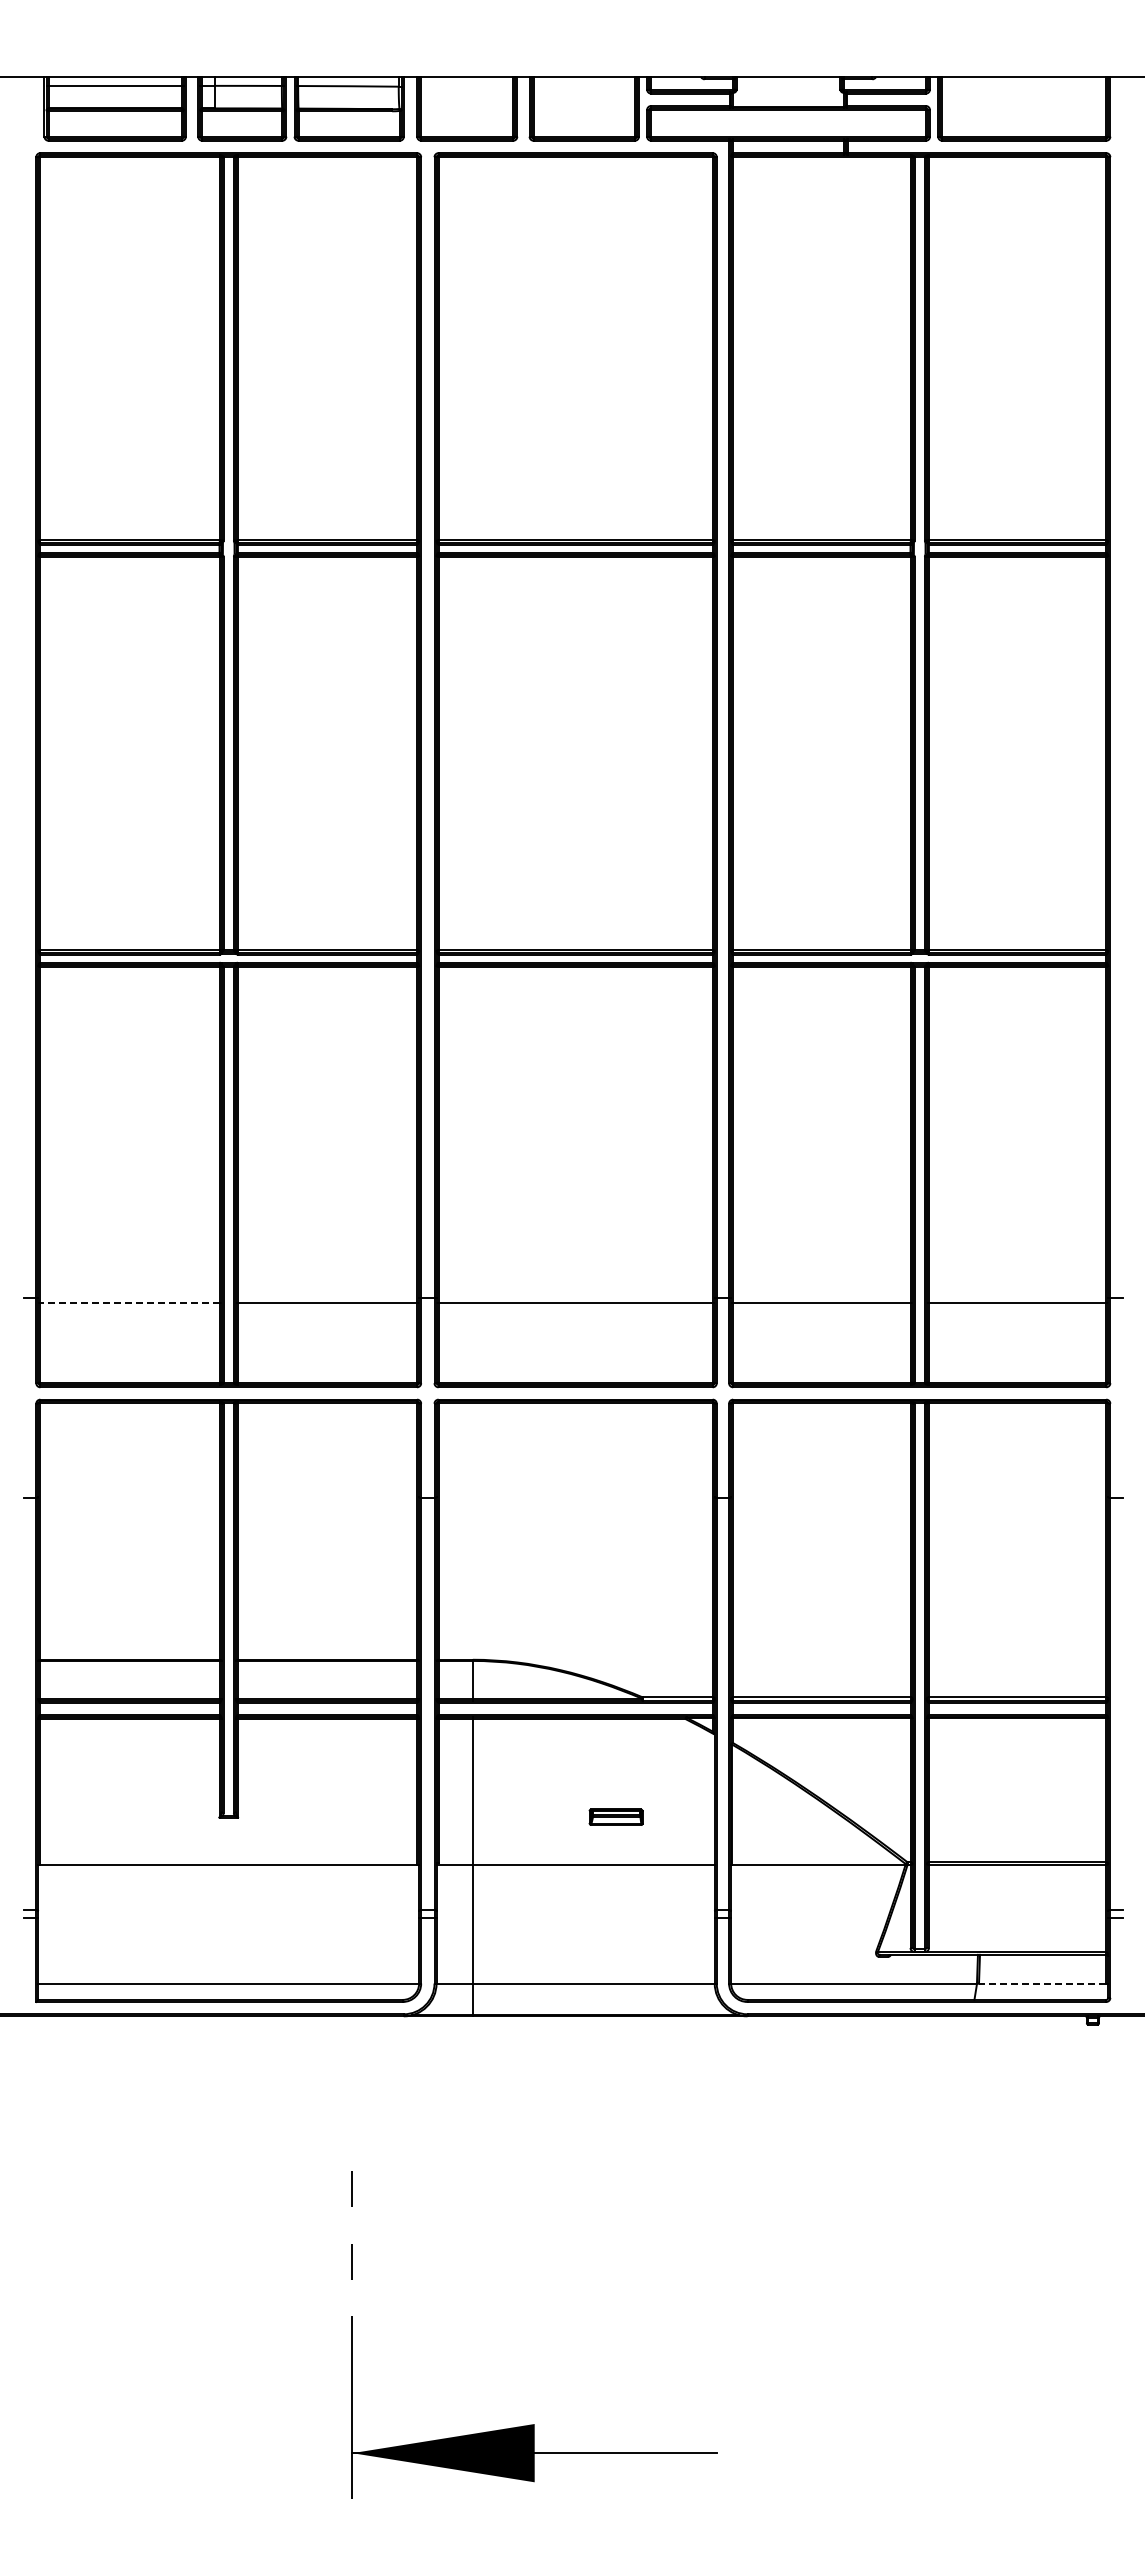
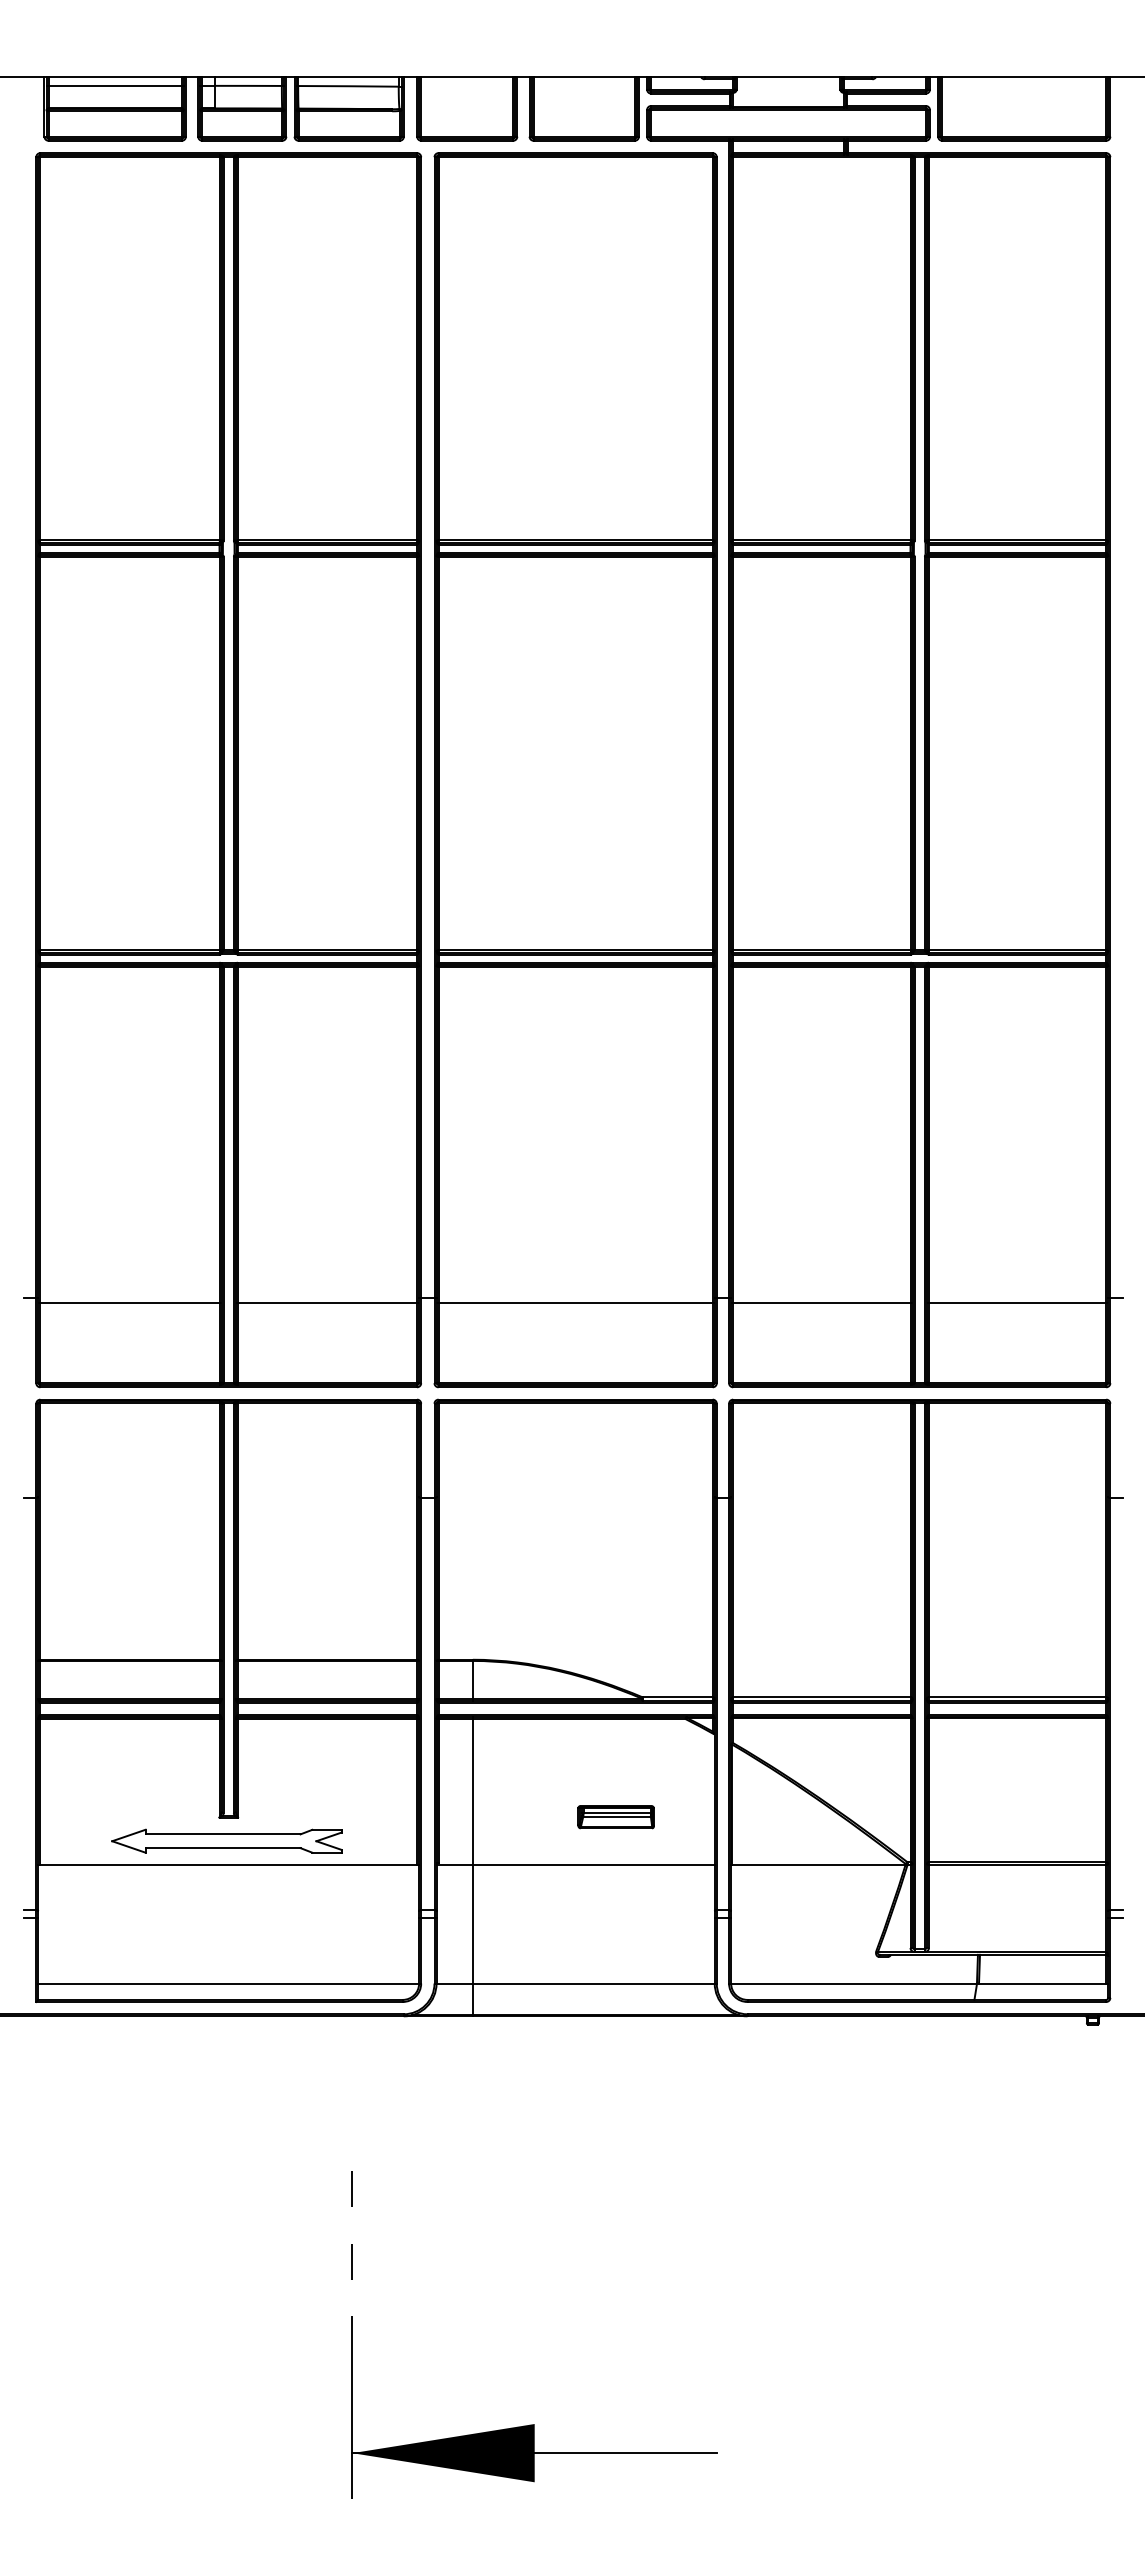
line: dashed -> solid (129, 1302)
part size: 56x18 px -> 78x25 px (615, 1817)
part: none -> present (226, 1840)
line: dashed -> solid (1042, 1983)
